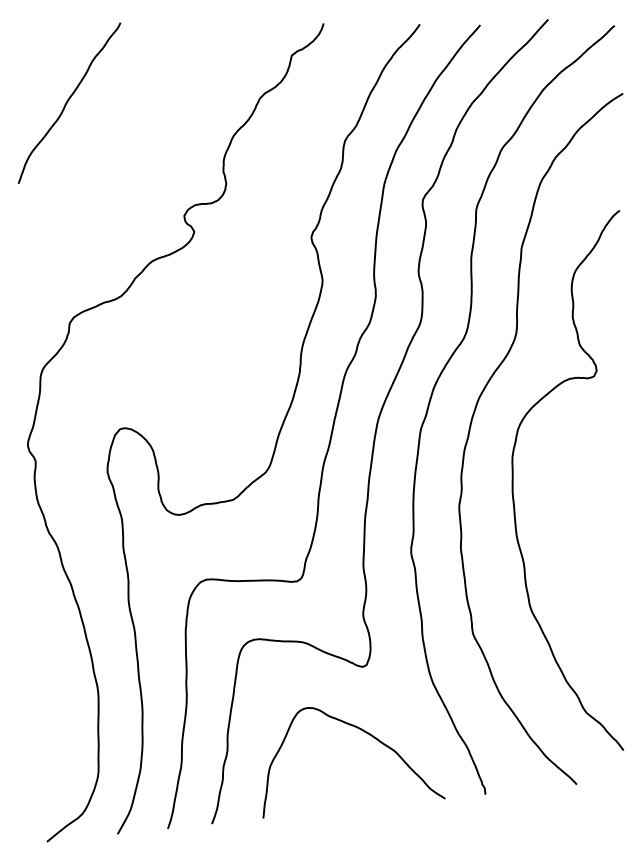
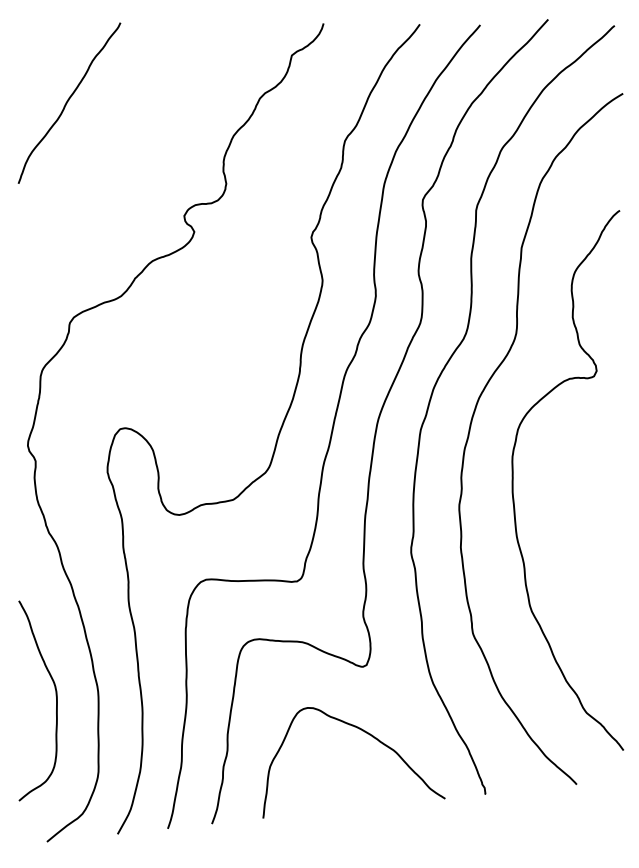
curve: none -> present (55, 695)
